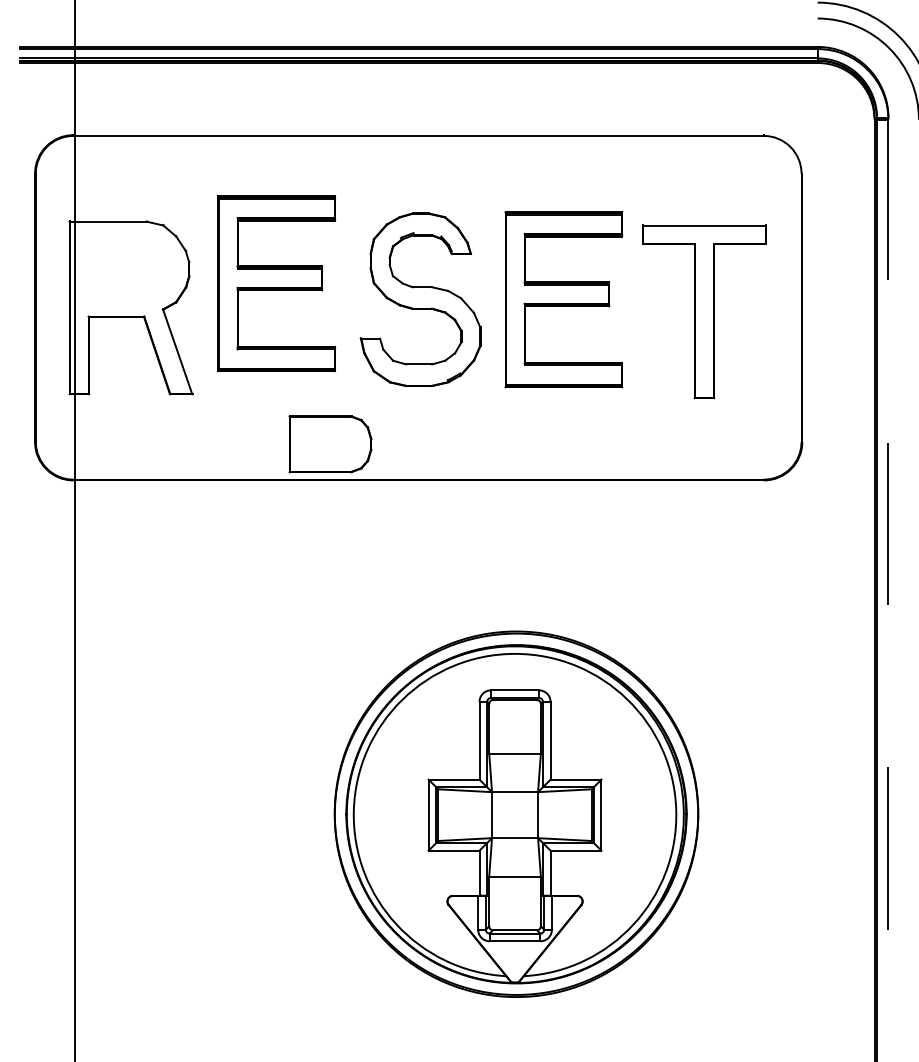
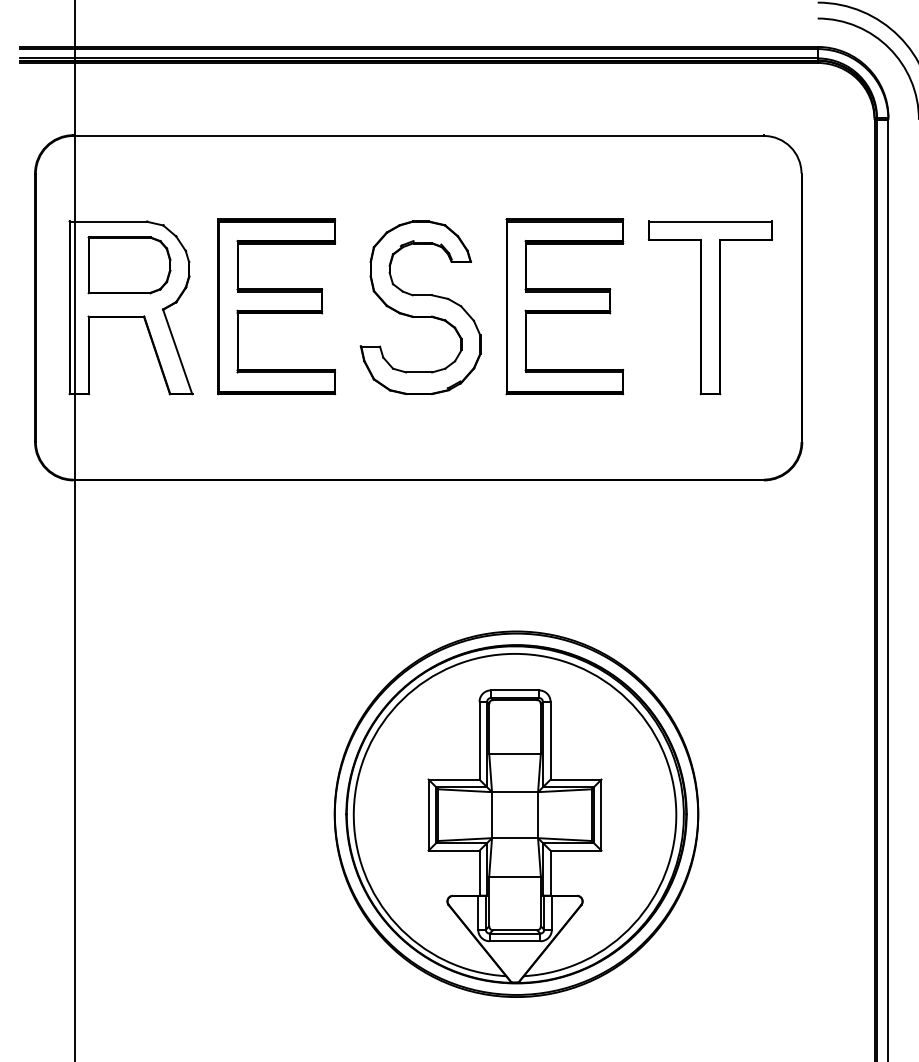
part position: (276, 283) -> (276, 306) (276, 306)
part position: (420, 299) -> (420, 307) (420, 307)
part position: (563, 299) -> (564, 306) (564, 306)
part position: (704, 311) -> (710, 307) (710, 307)
part position: (330, 444) -> (129, 265) (129, 265)
line: dashed -> solid (888, 589)
